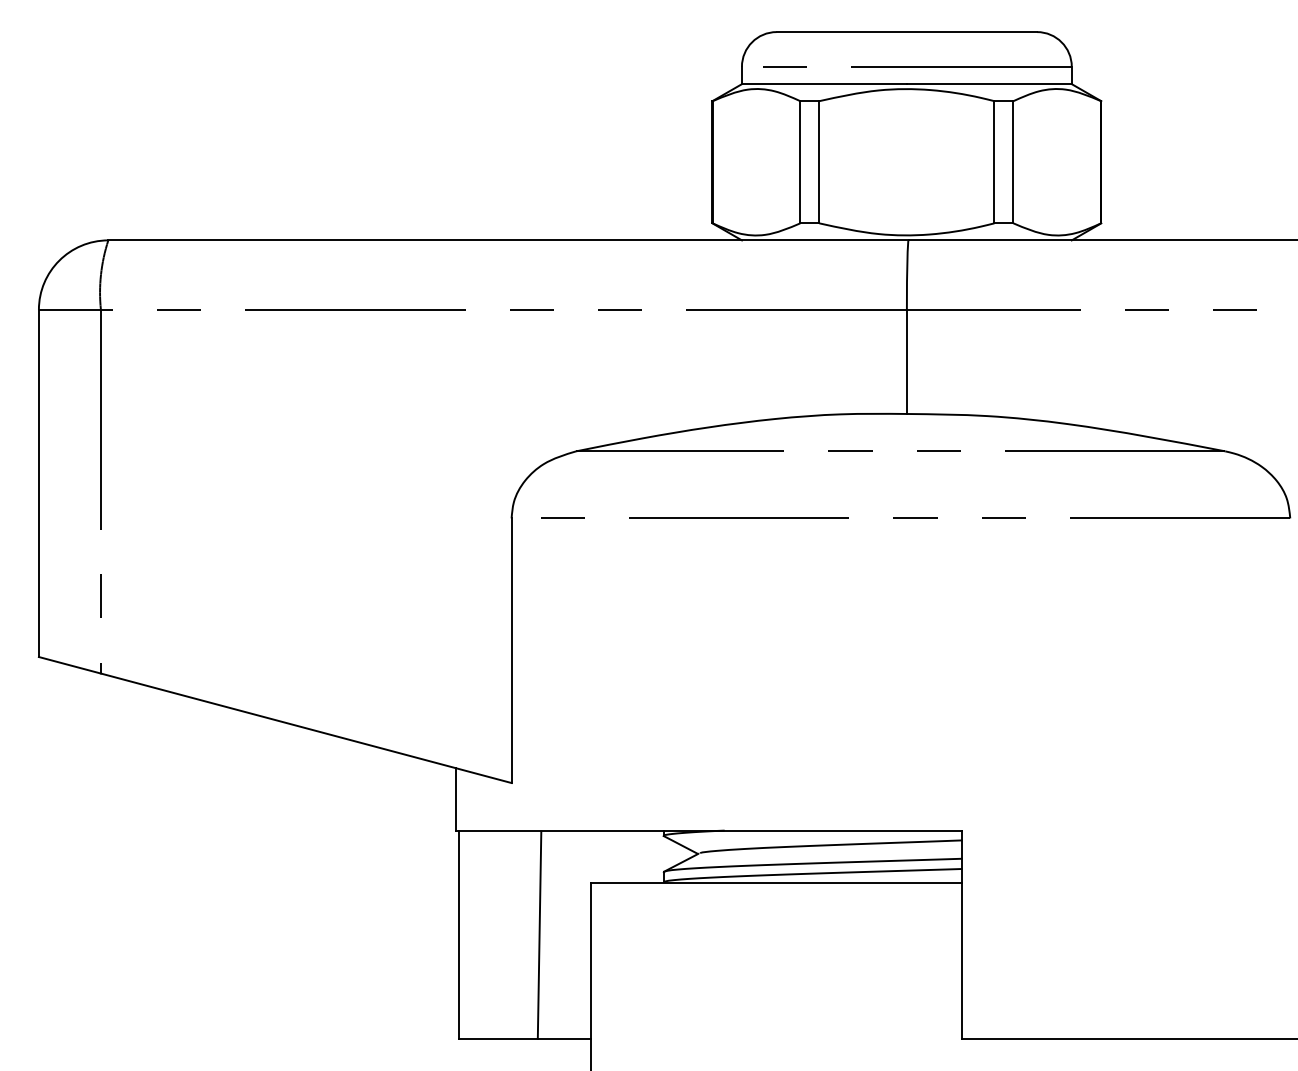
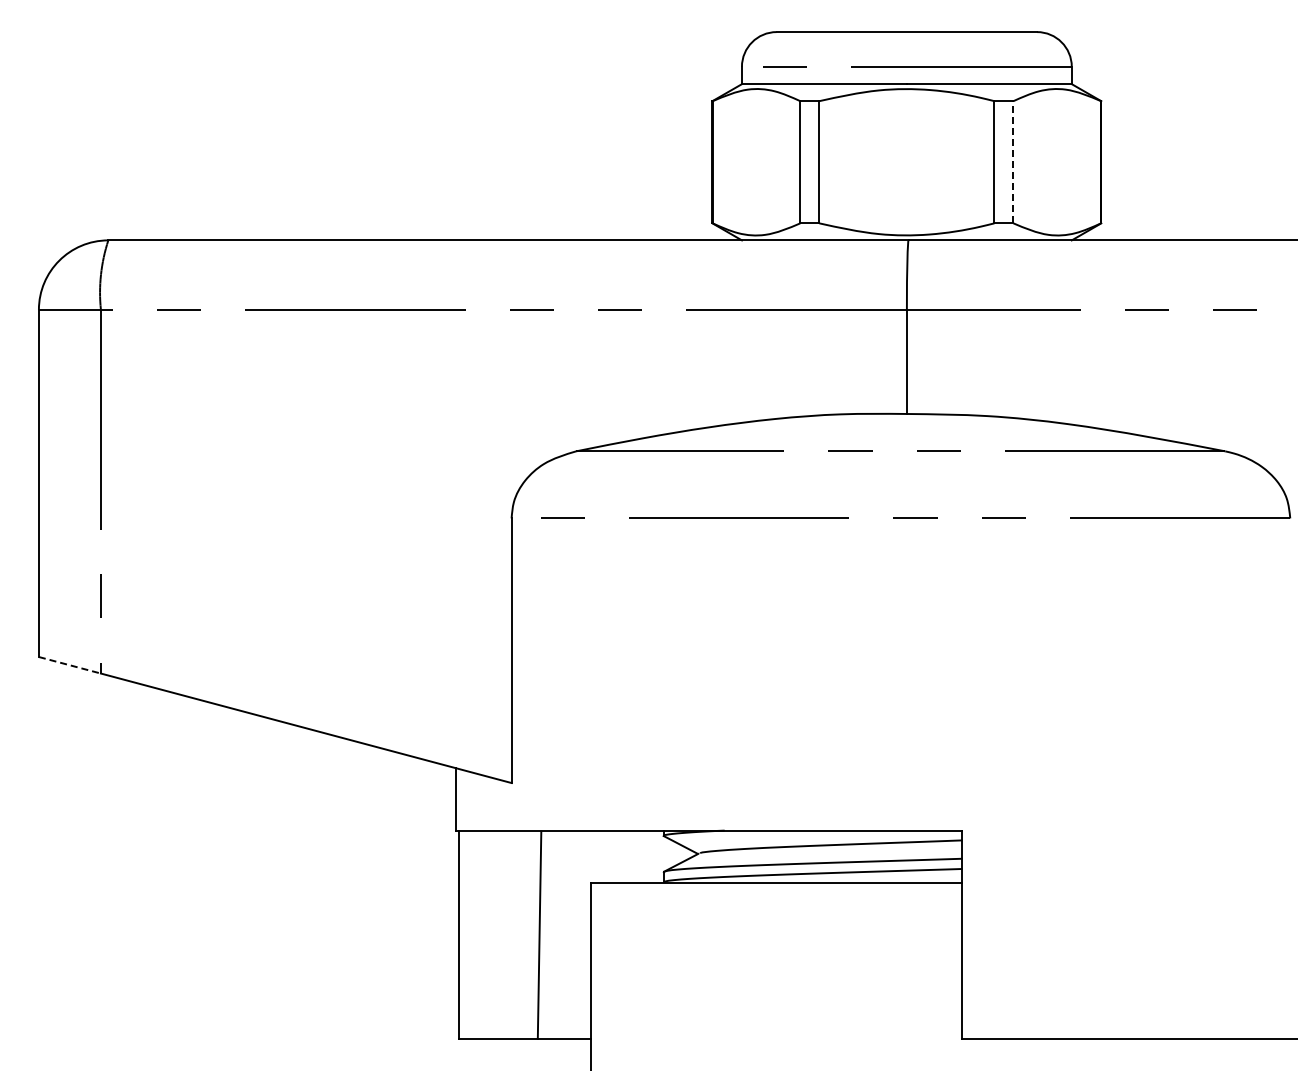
line: solid -> dashed (1013, 161)
line: solid -> dashed (70, 665)
